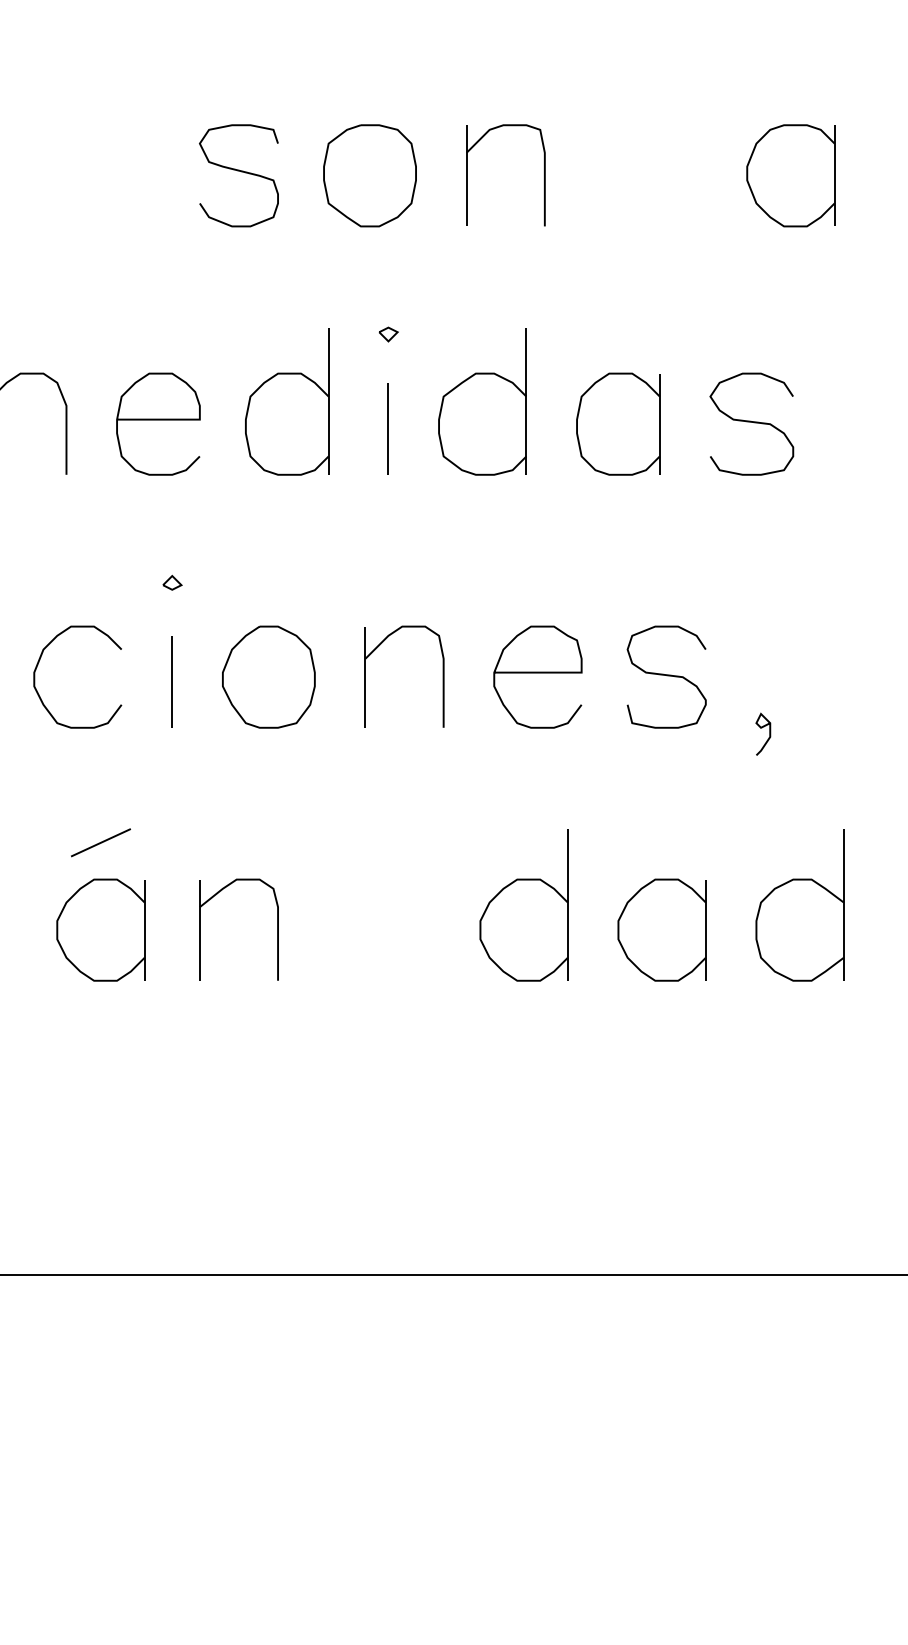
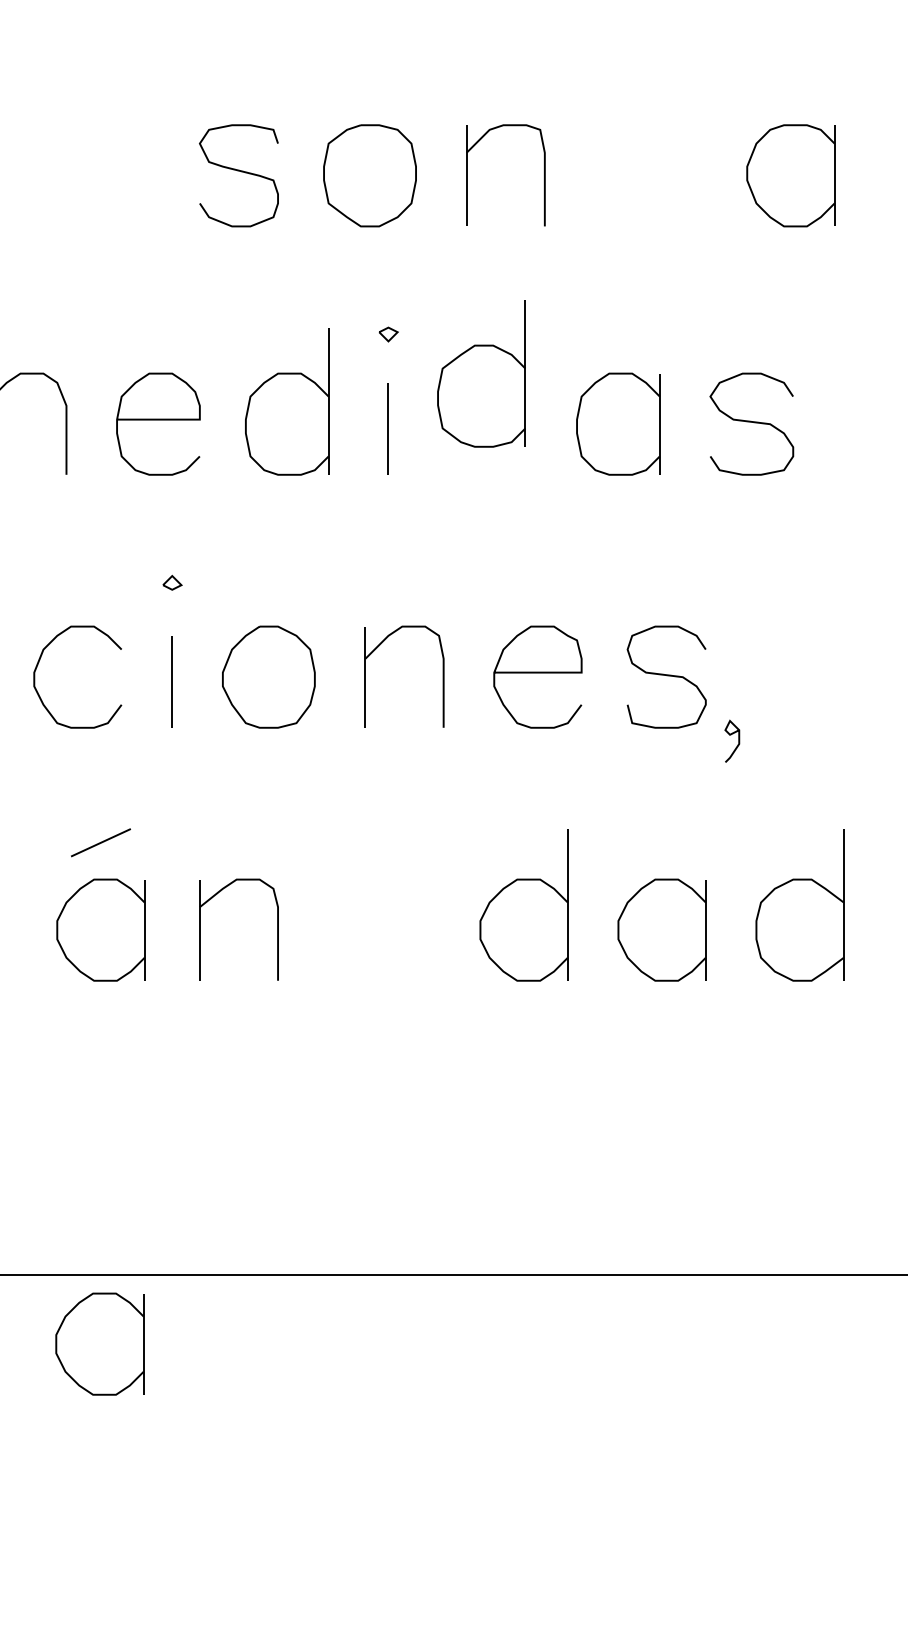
part position: (482, 401) -> (481, 373) (481, 373)
curve position: (762, 728) -> (731, 735) (731, 735)
part: none -> present (99, 1343)
